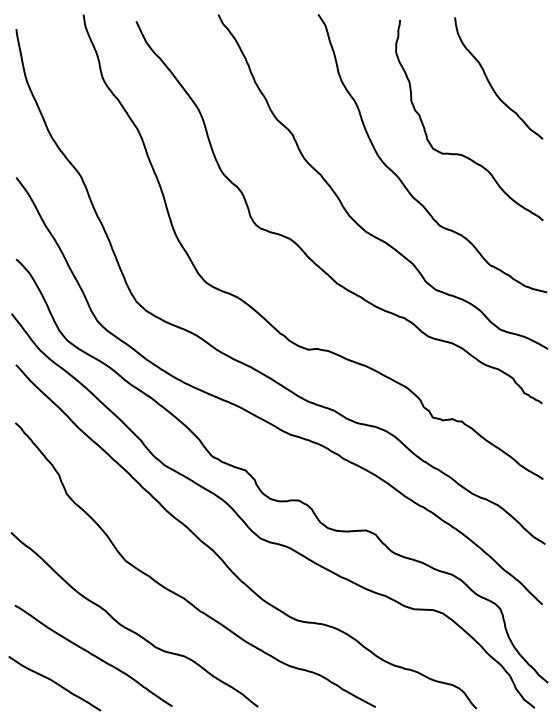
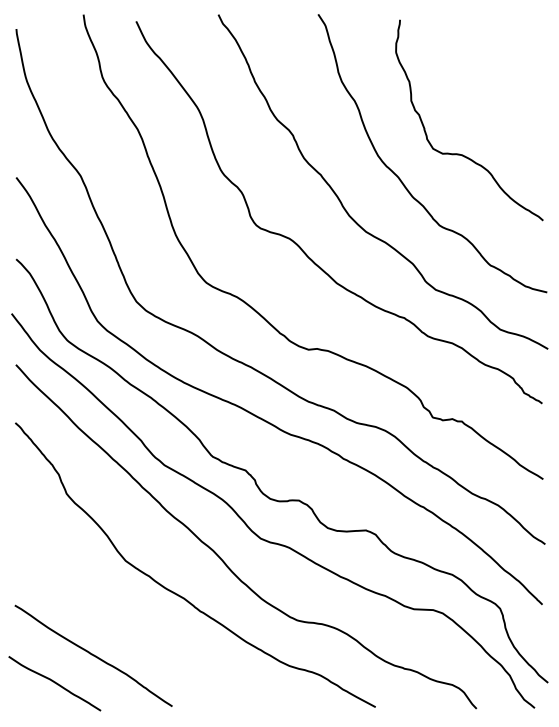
curve: present -> none (490, 82)
curve: present -> none (129, 628)
